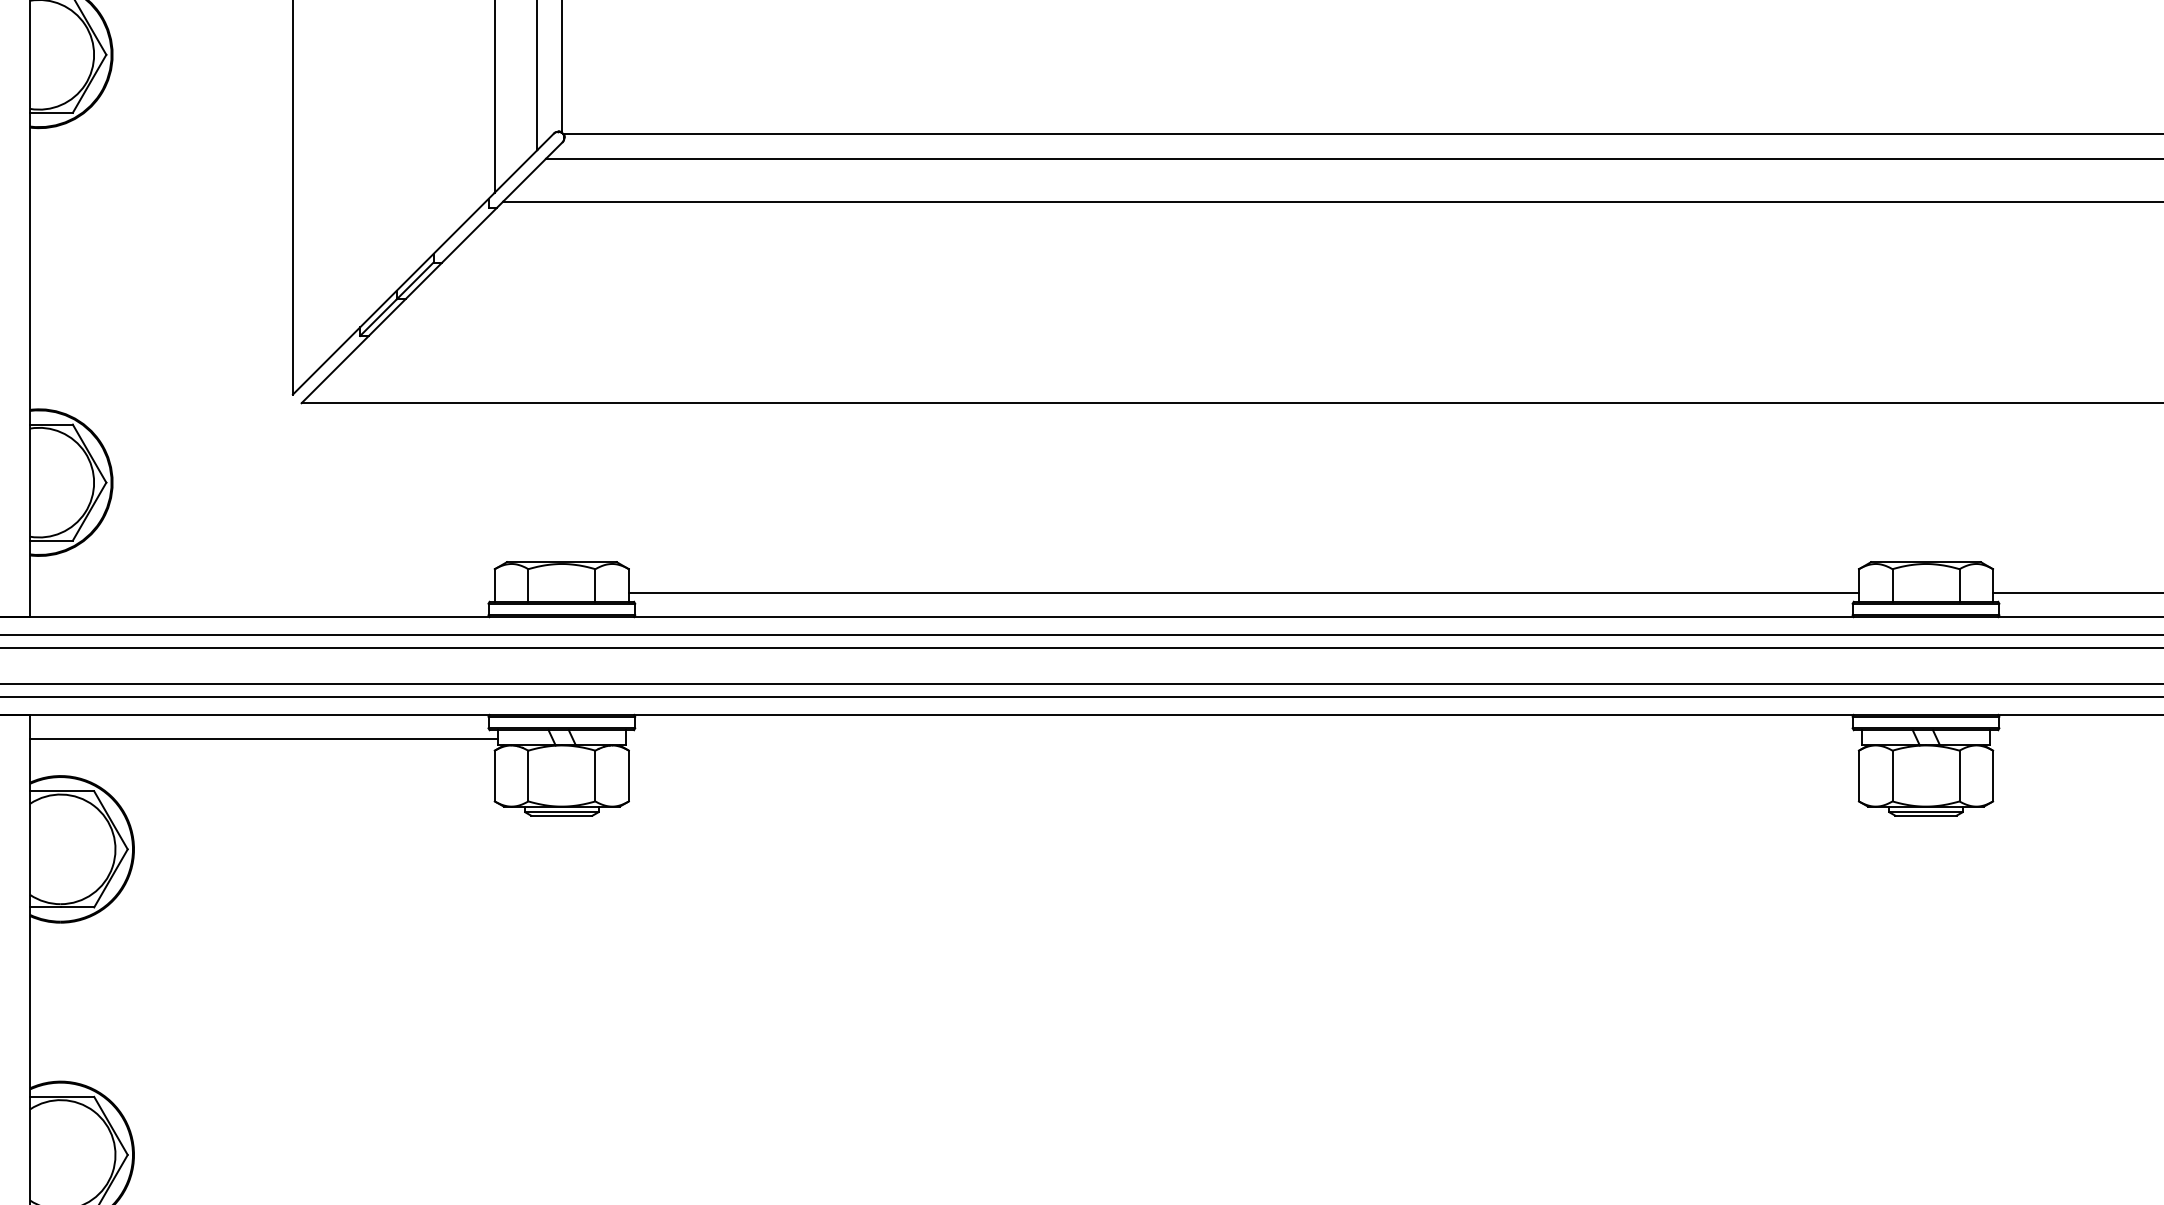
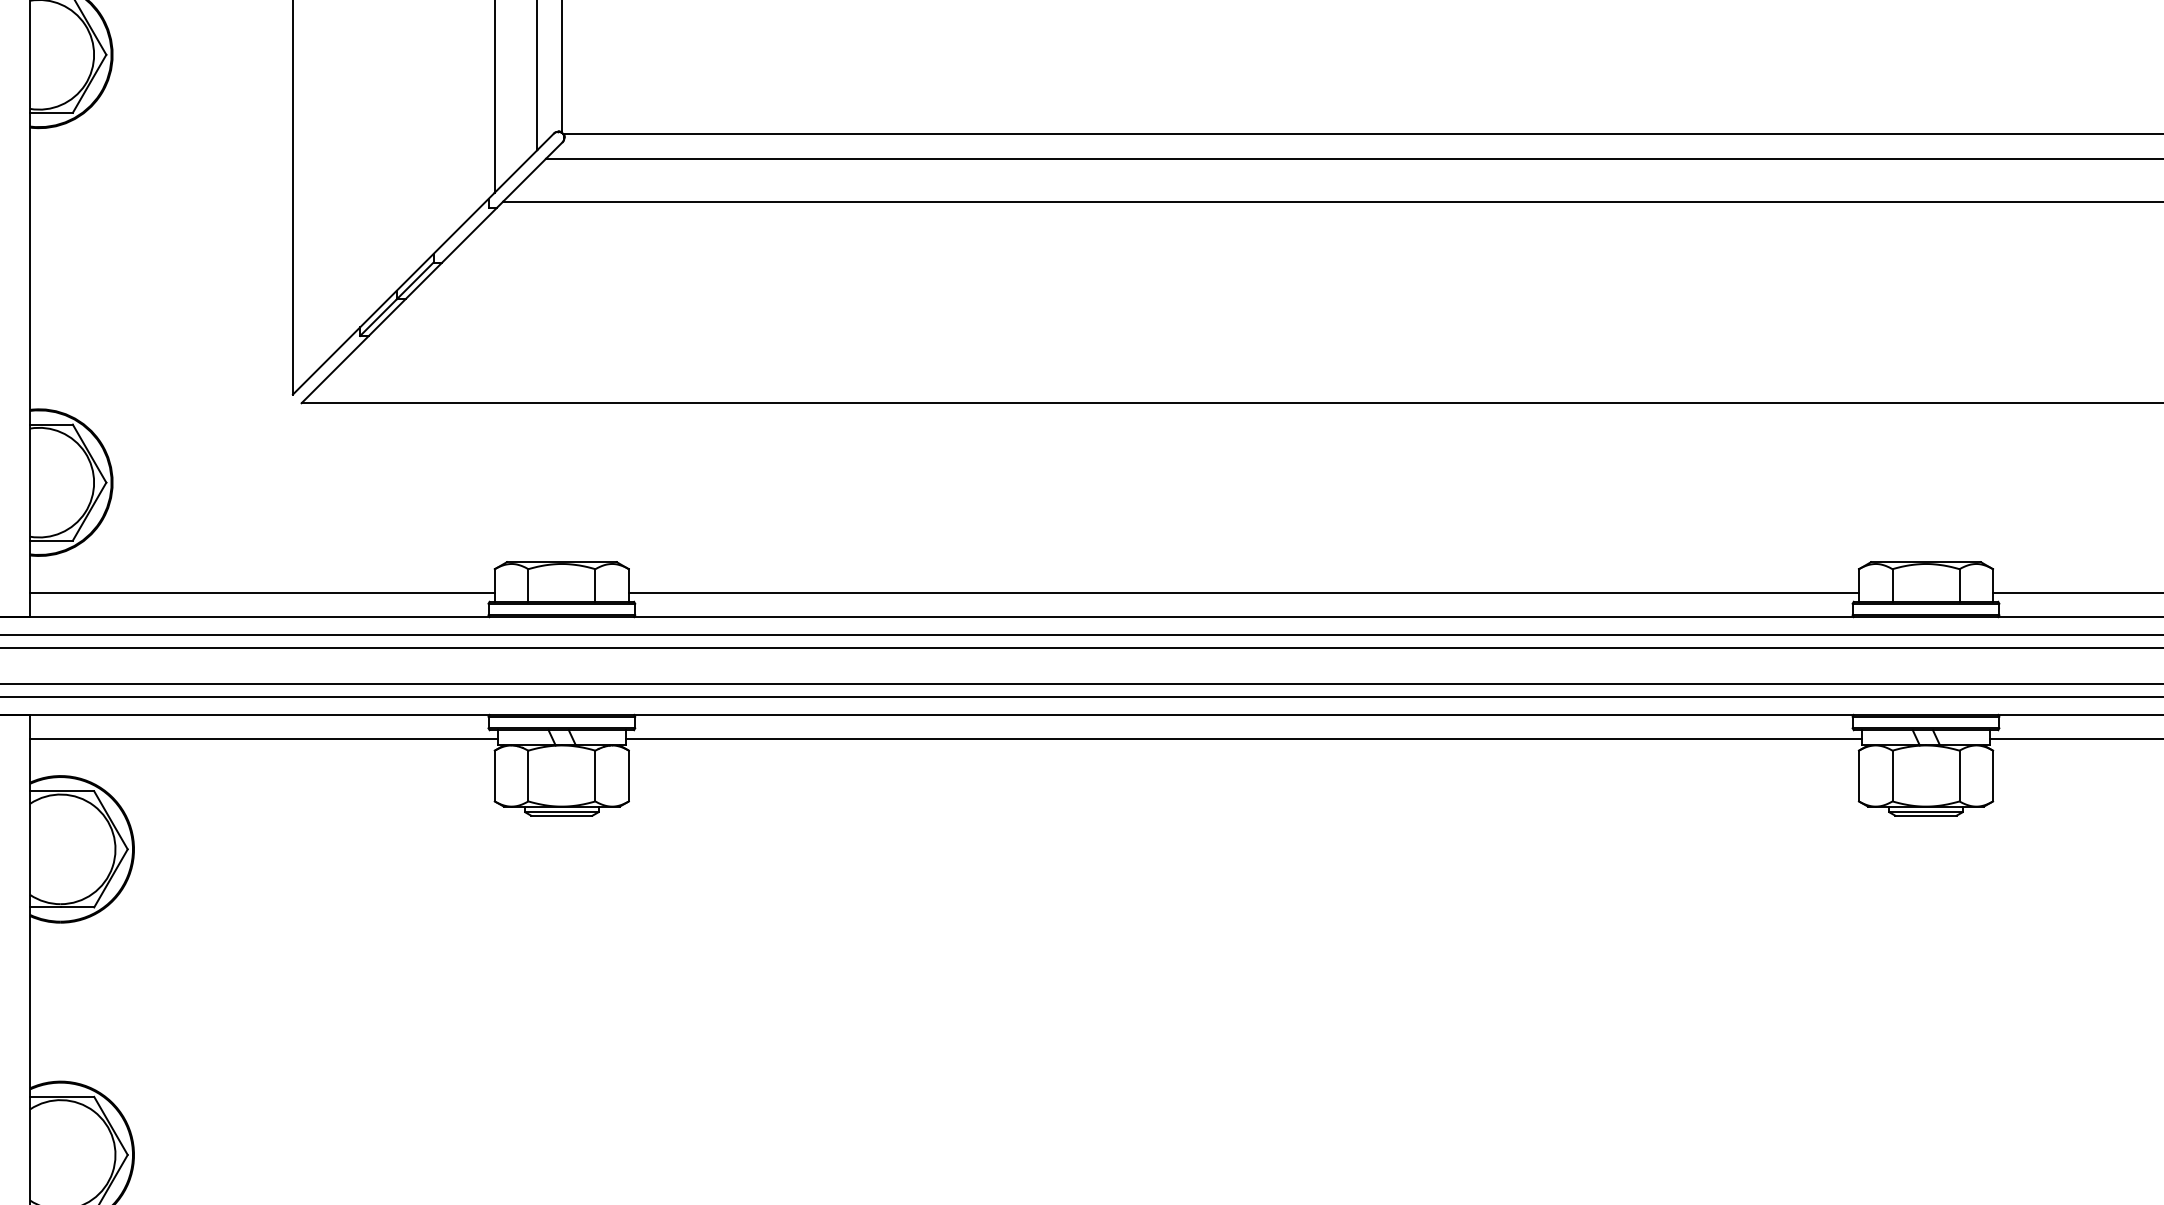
line: none -> present (262, 592)
line: none -> present (1243, 739)
line: none -> present (2075, 739)
